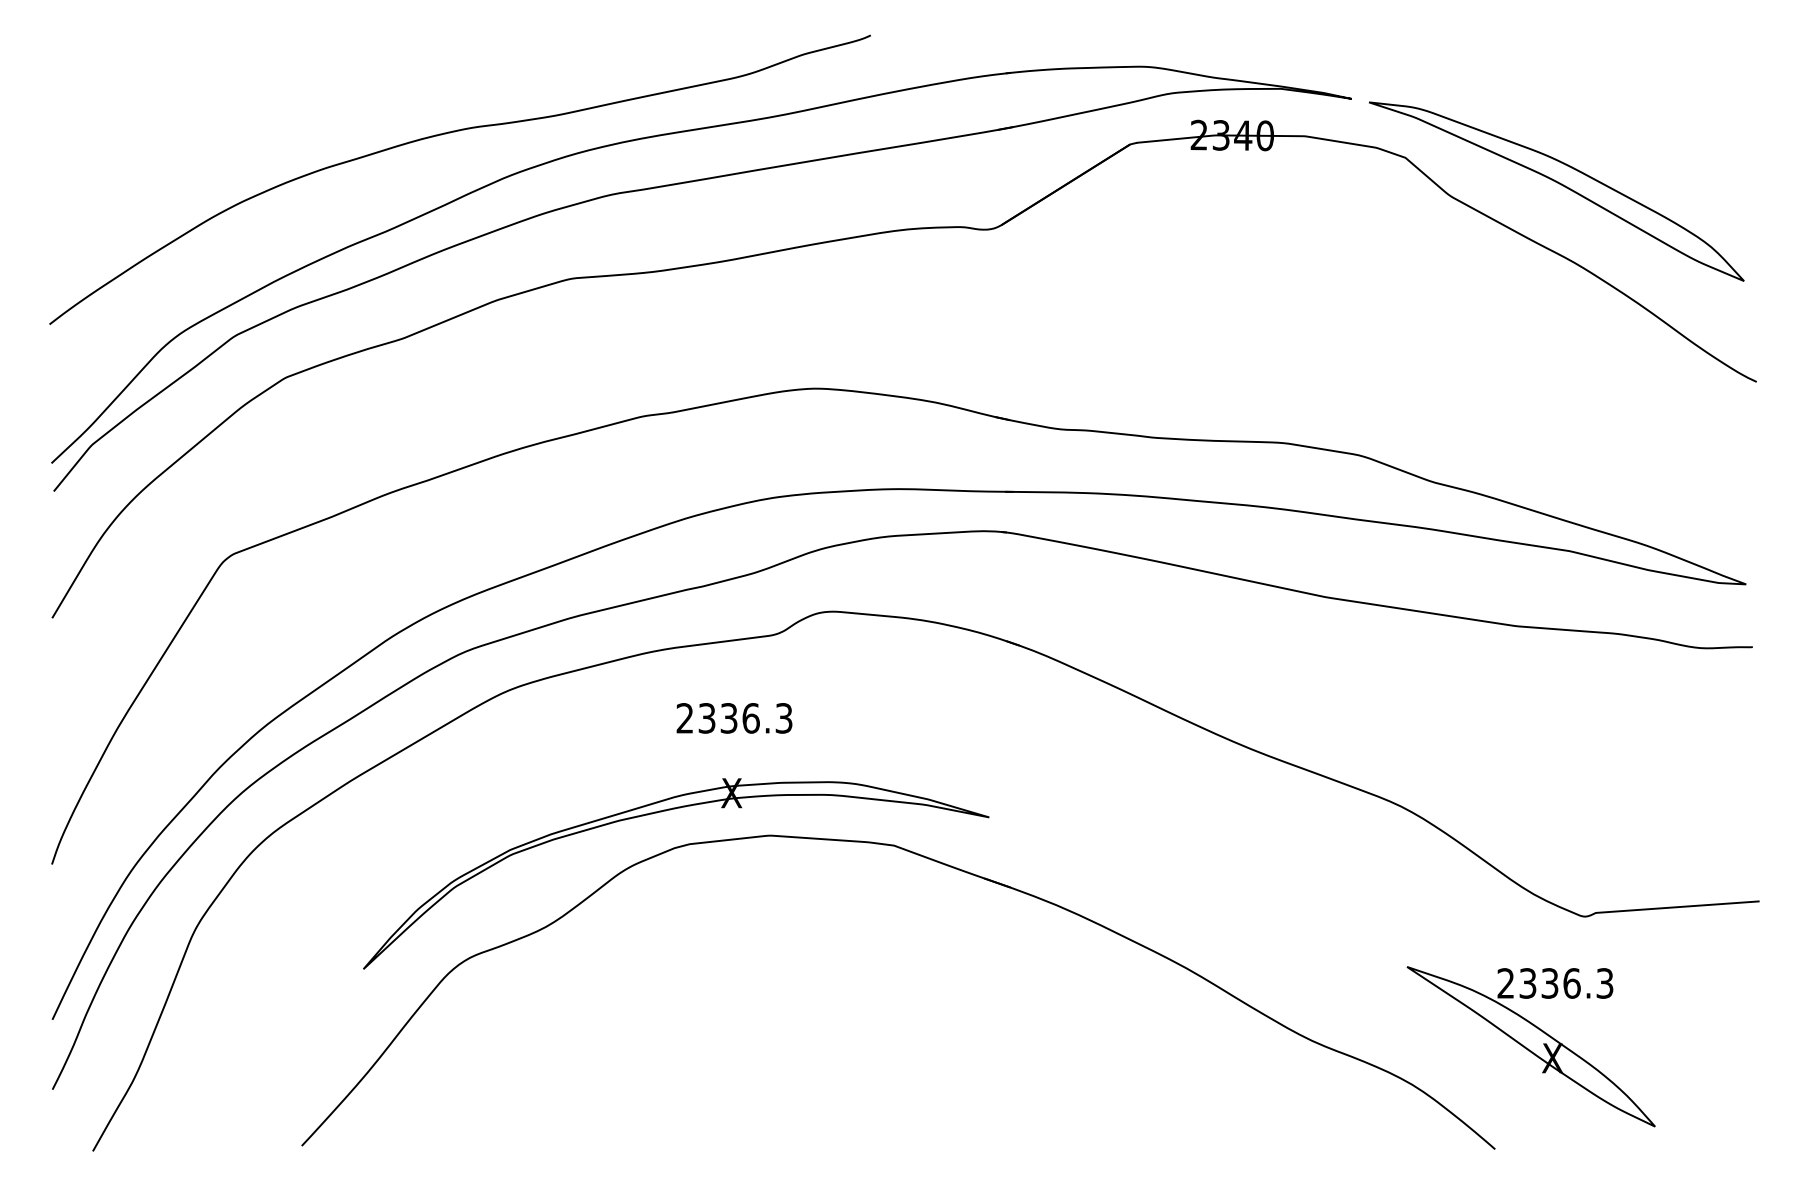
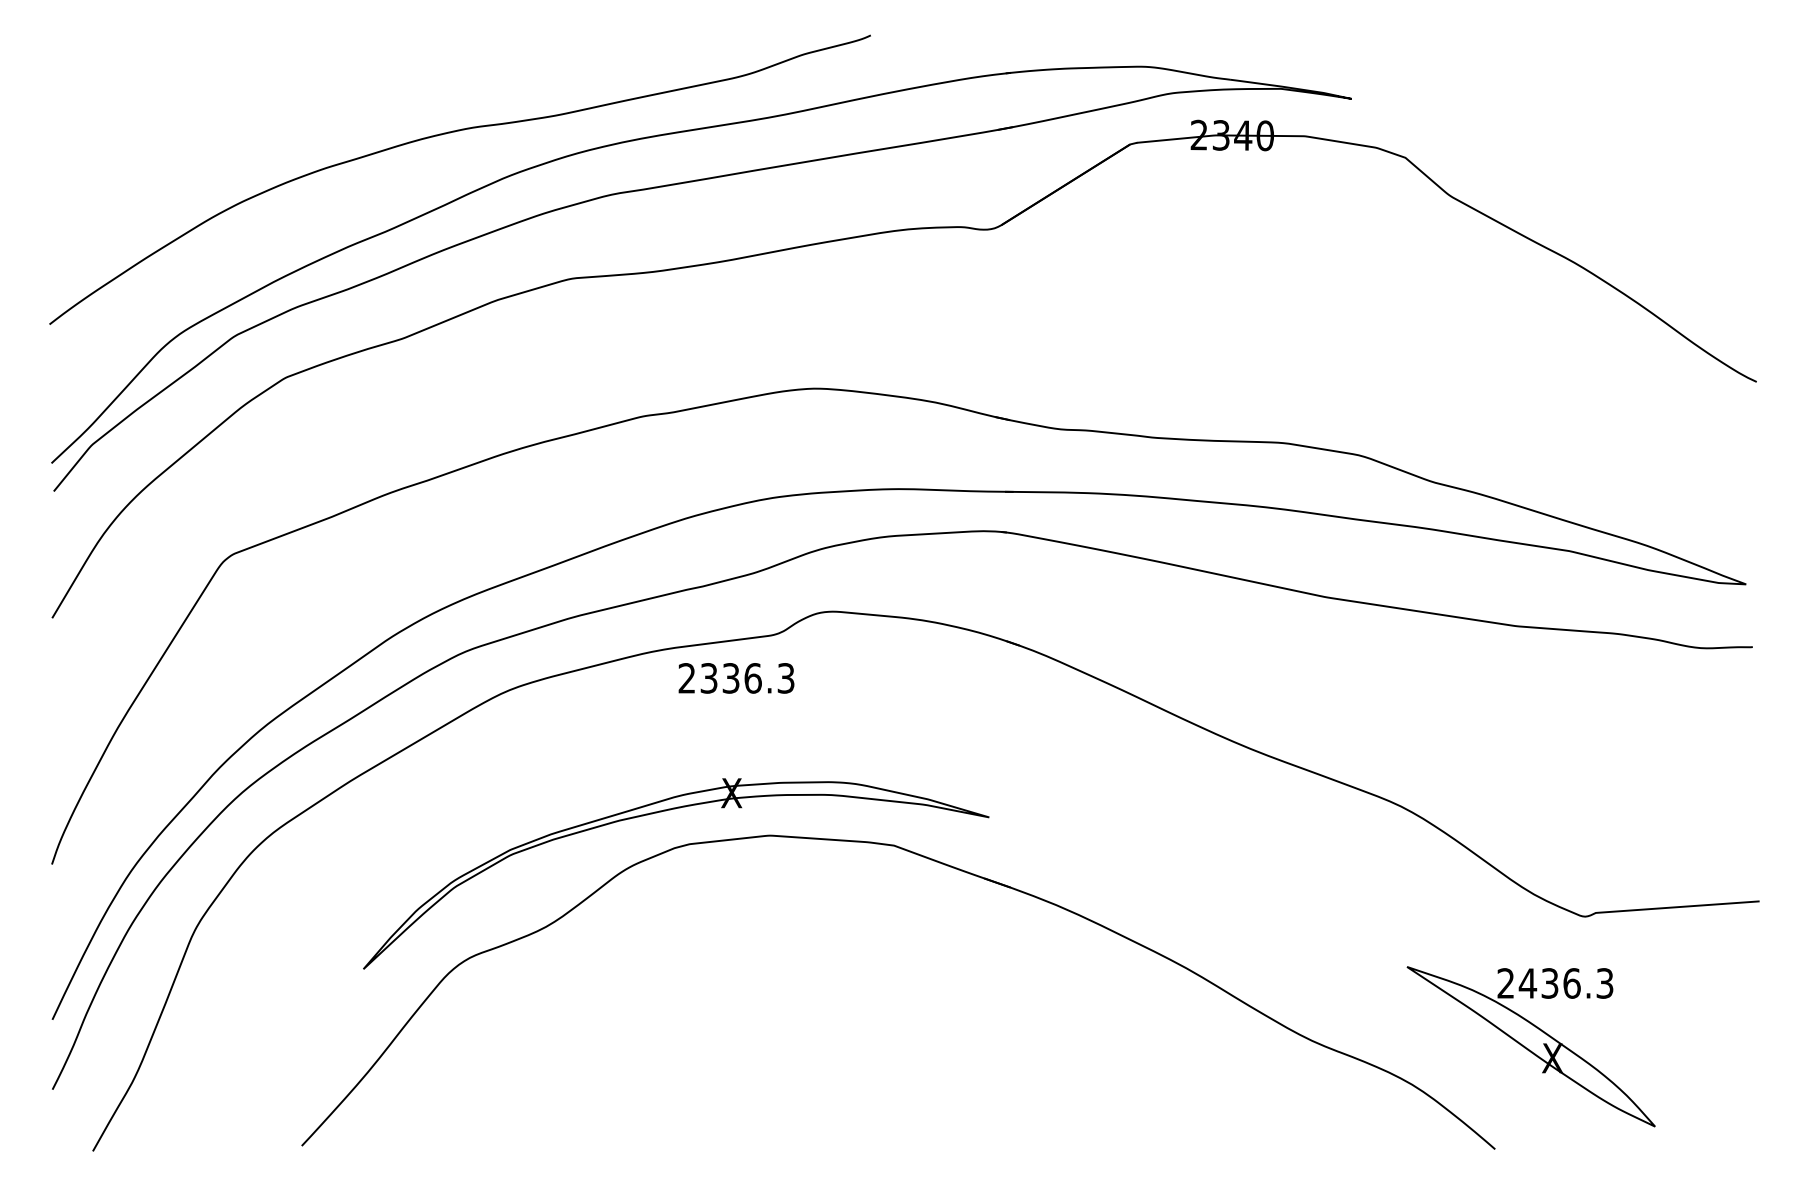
part: present -> none (1559, 184)
text position: (734, 718) -> (736, 678) (736, 678)
text: 2336.3 -> 2436.3 (1527, 983)
